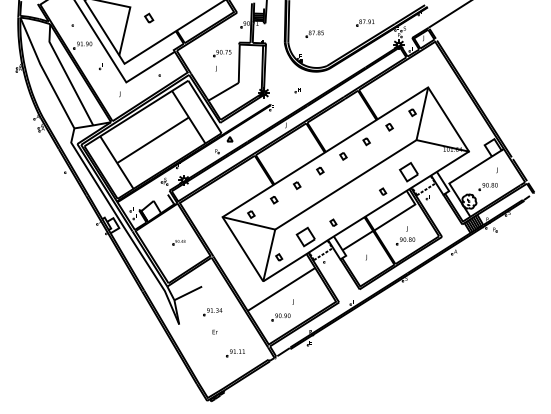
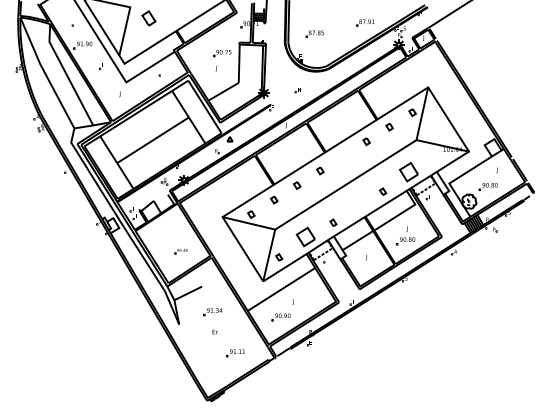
part size: 11x12 px -> 16x17 px (148, 18)
part: present -> none (343, 156)
part position: (178, 242) -> (180, 251) (180, 251)
